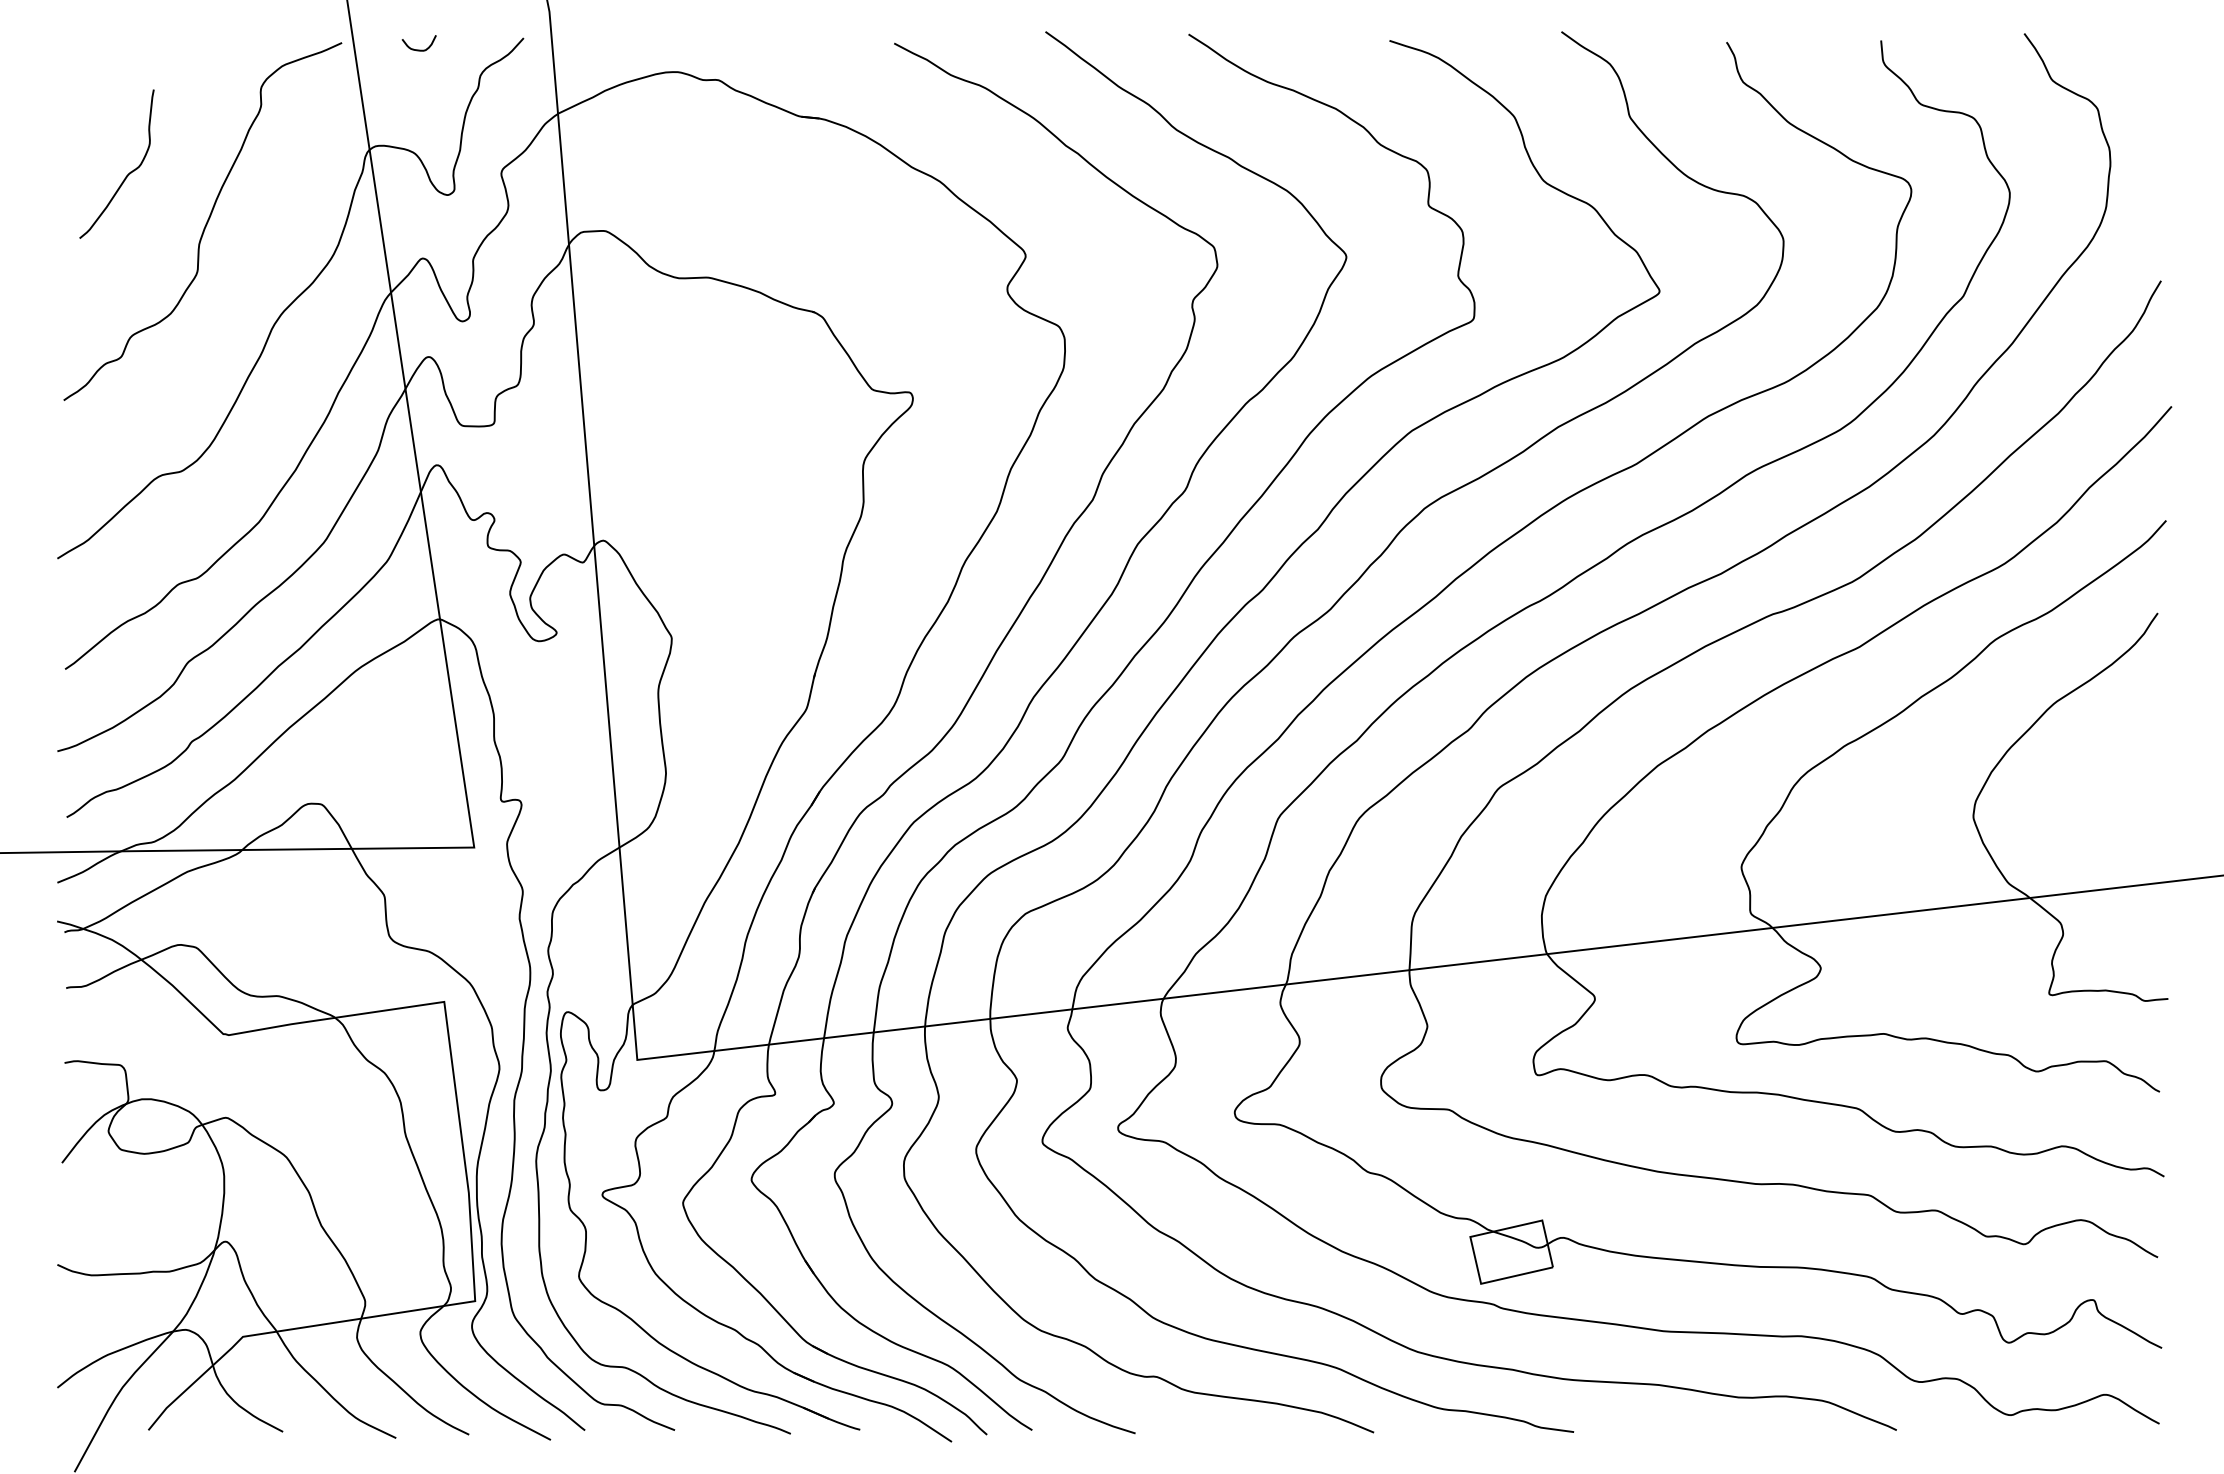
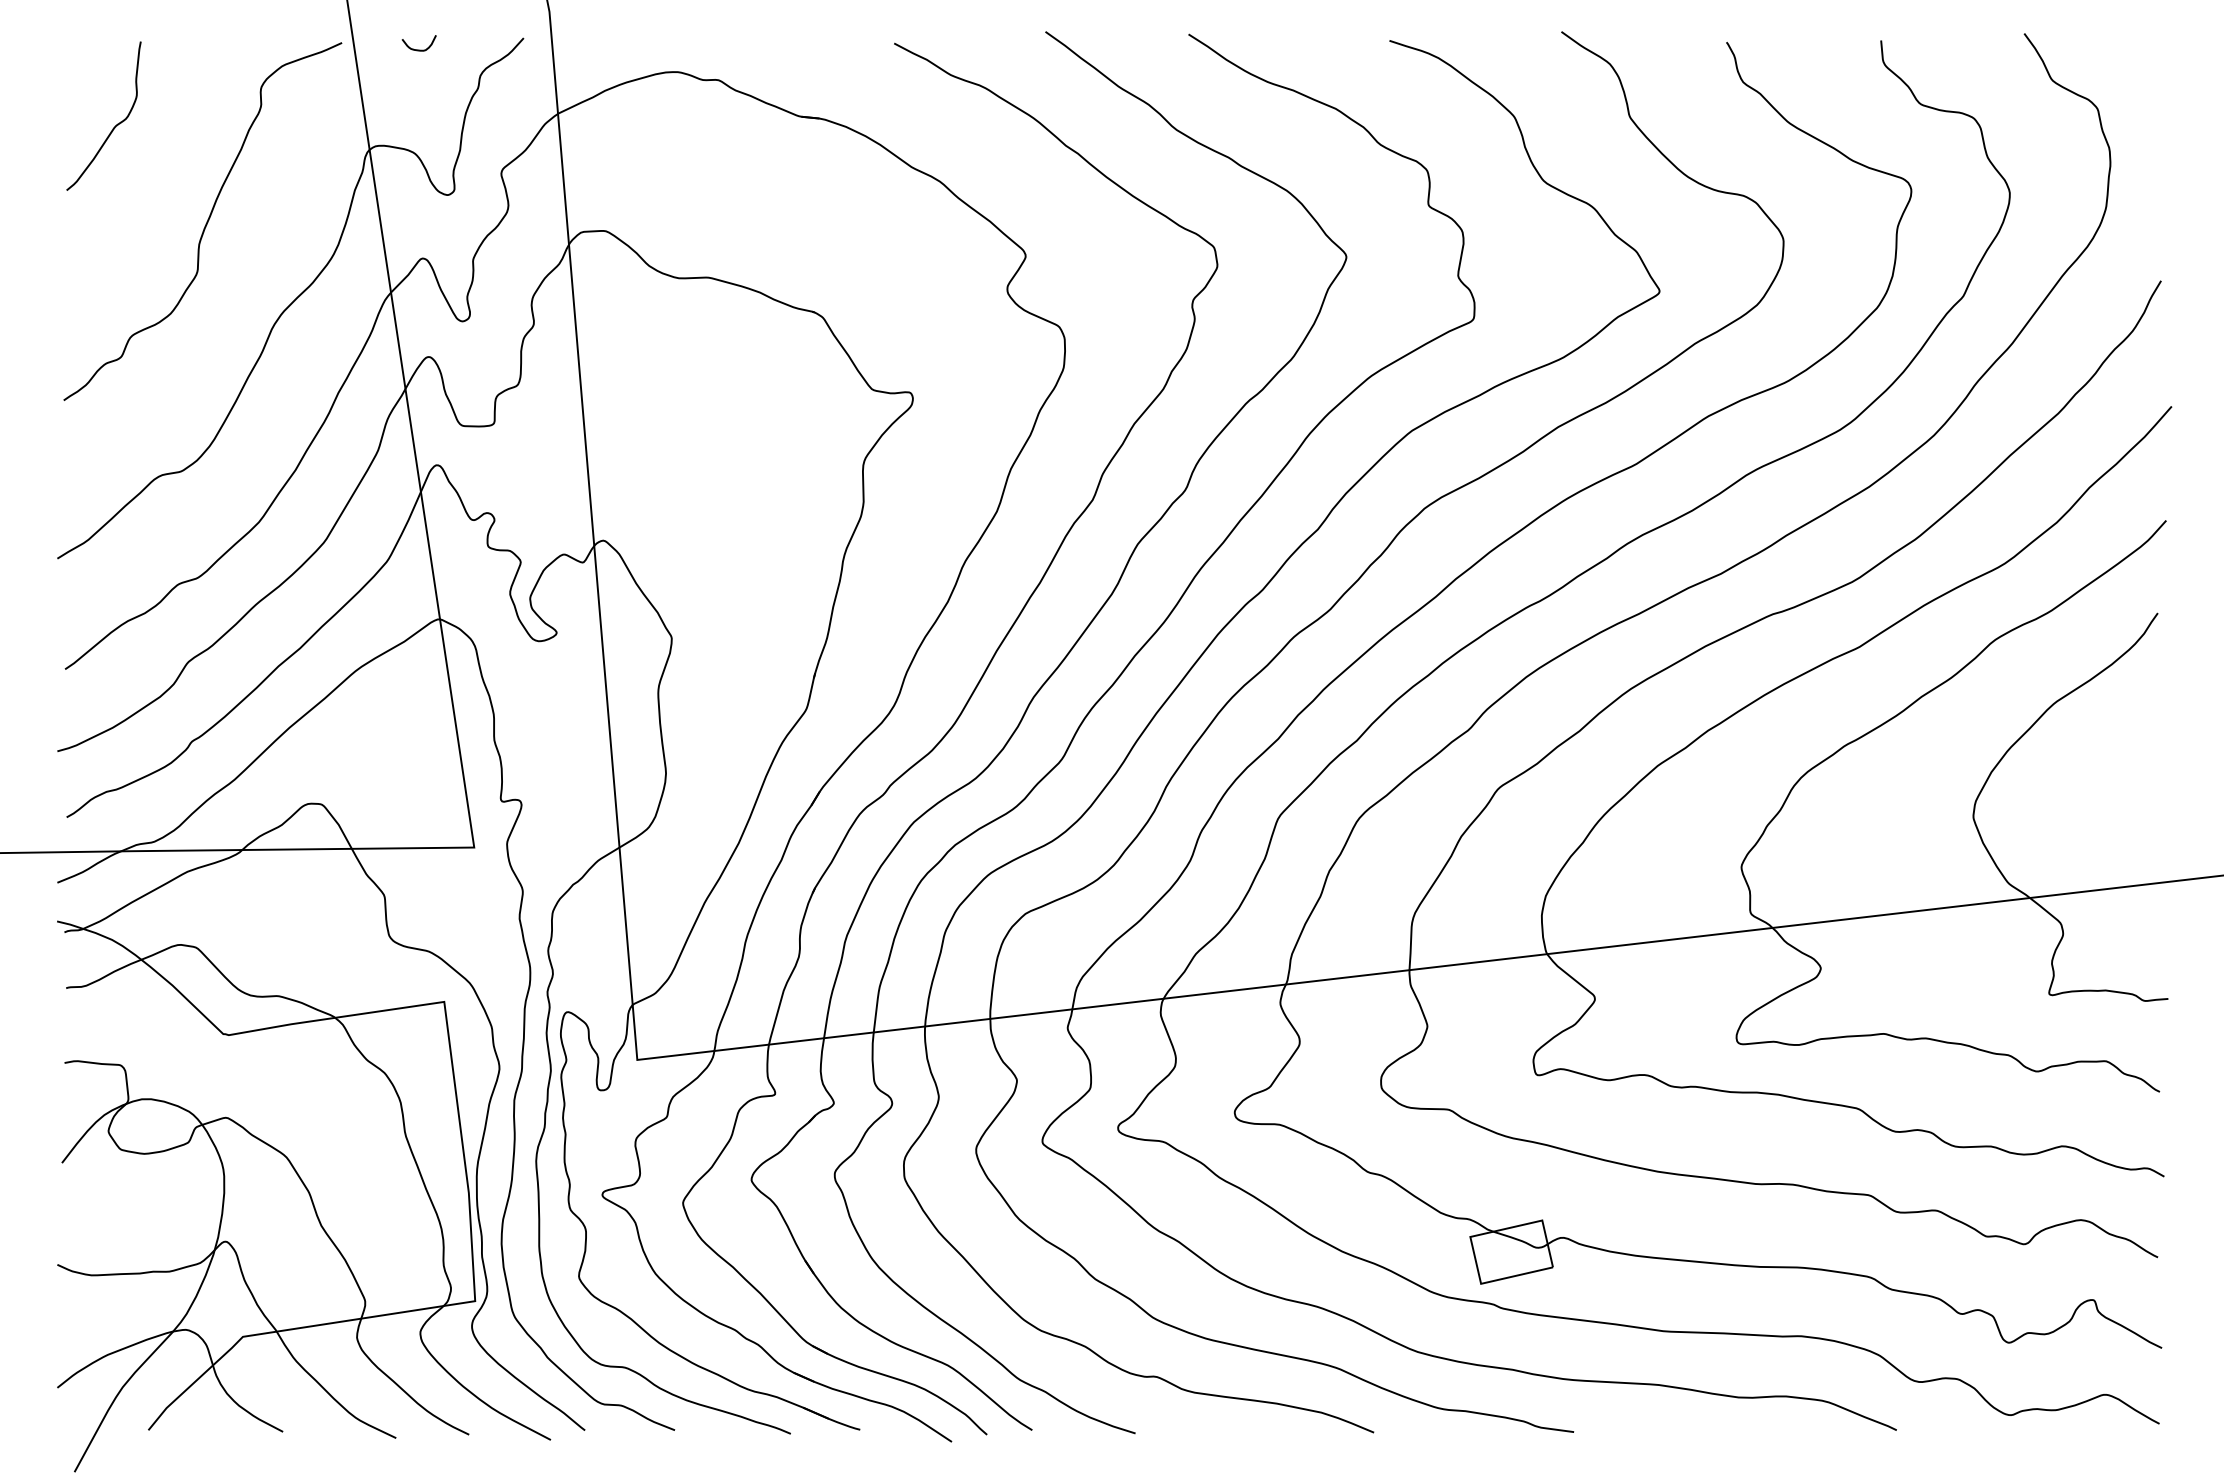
curve position: (127, 174) -> (114, 126) (114, 126)
